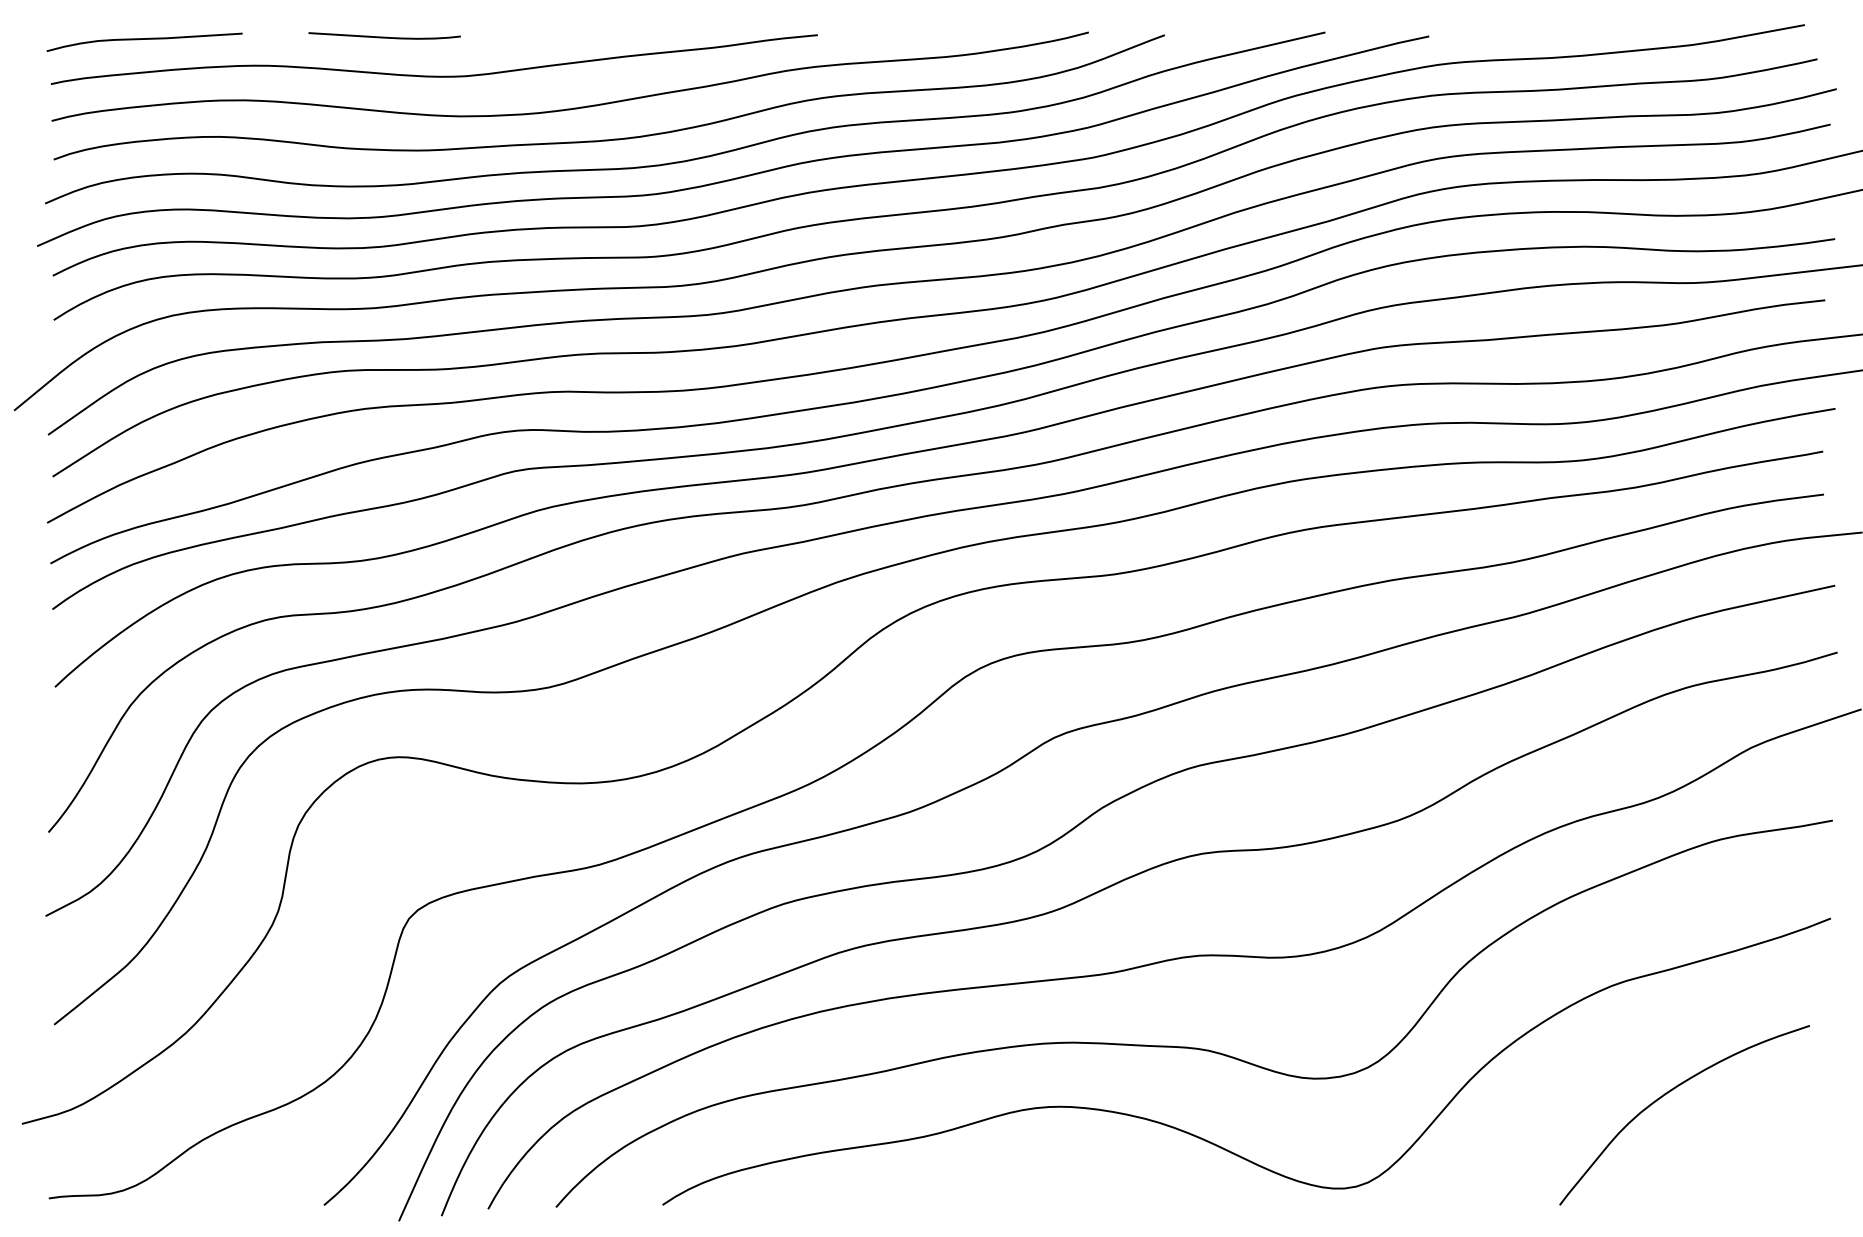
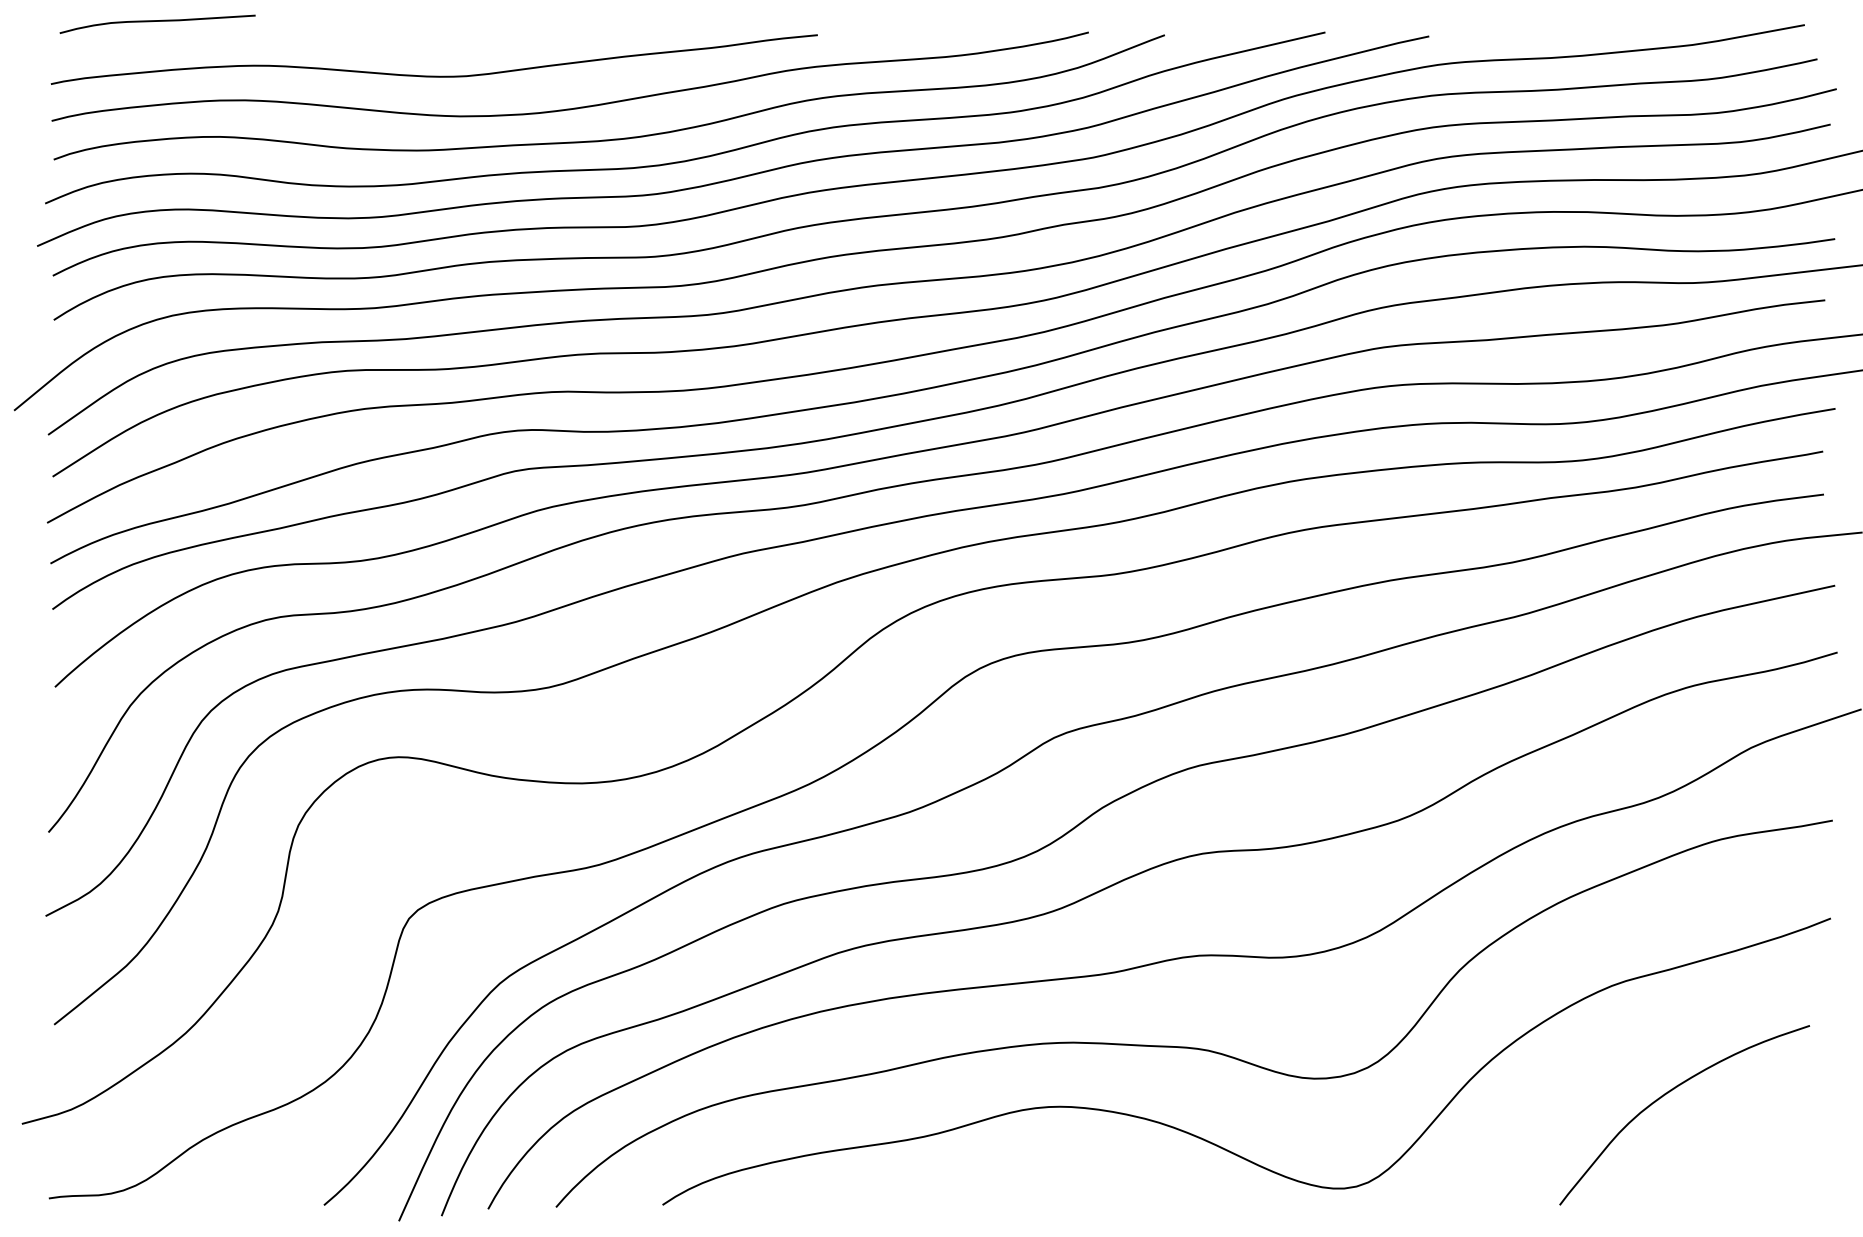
curve: present -> none (384, 36)
curve position: (144, 39) -> (157, 21) (157, 21)
